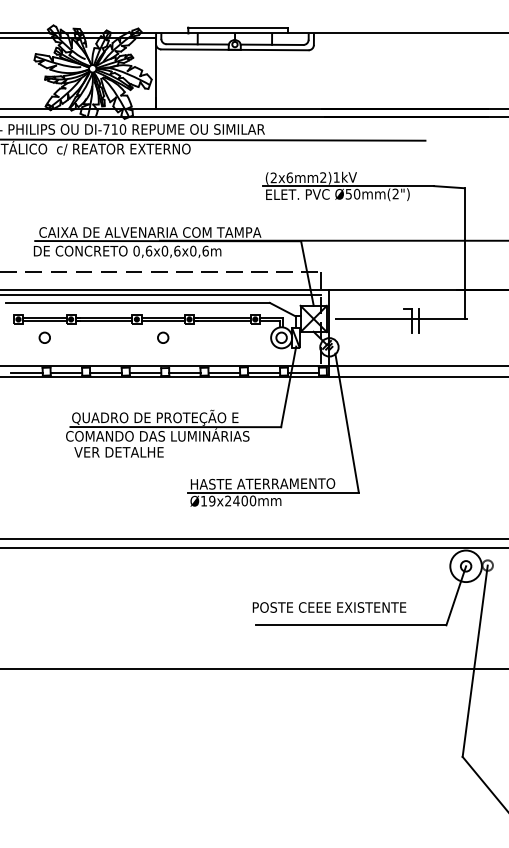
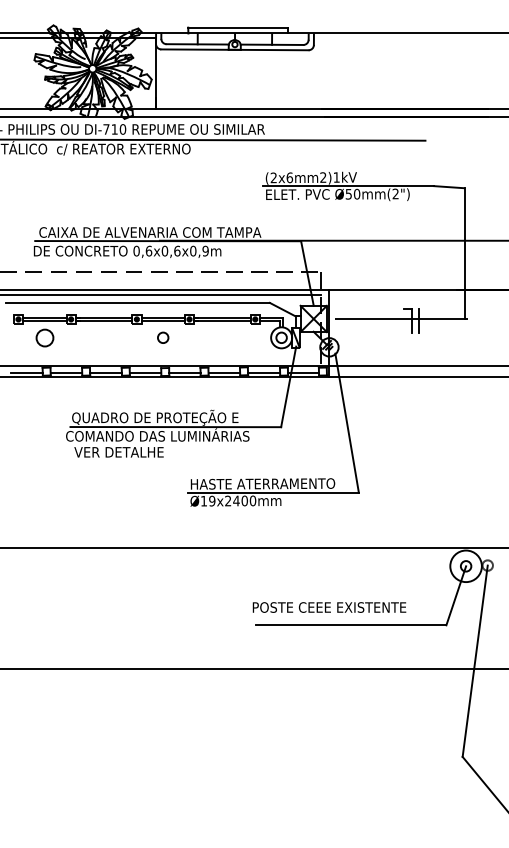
text: 0,6x0,6x0,6m -> 0,6x0,6x0,9m (205, 250)
circle size: 13x13 px -> 20x20 px (44, 337)
line: present -> none (253, 539)
